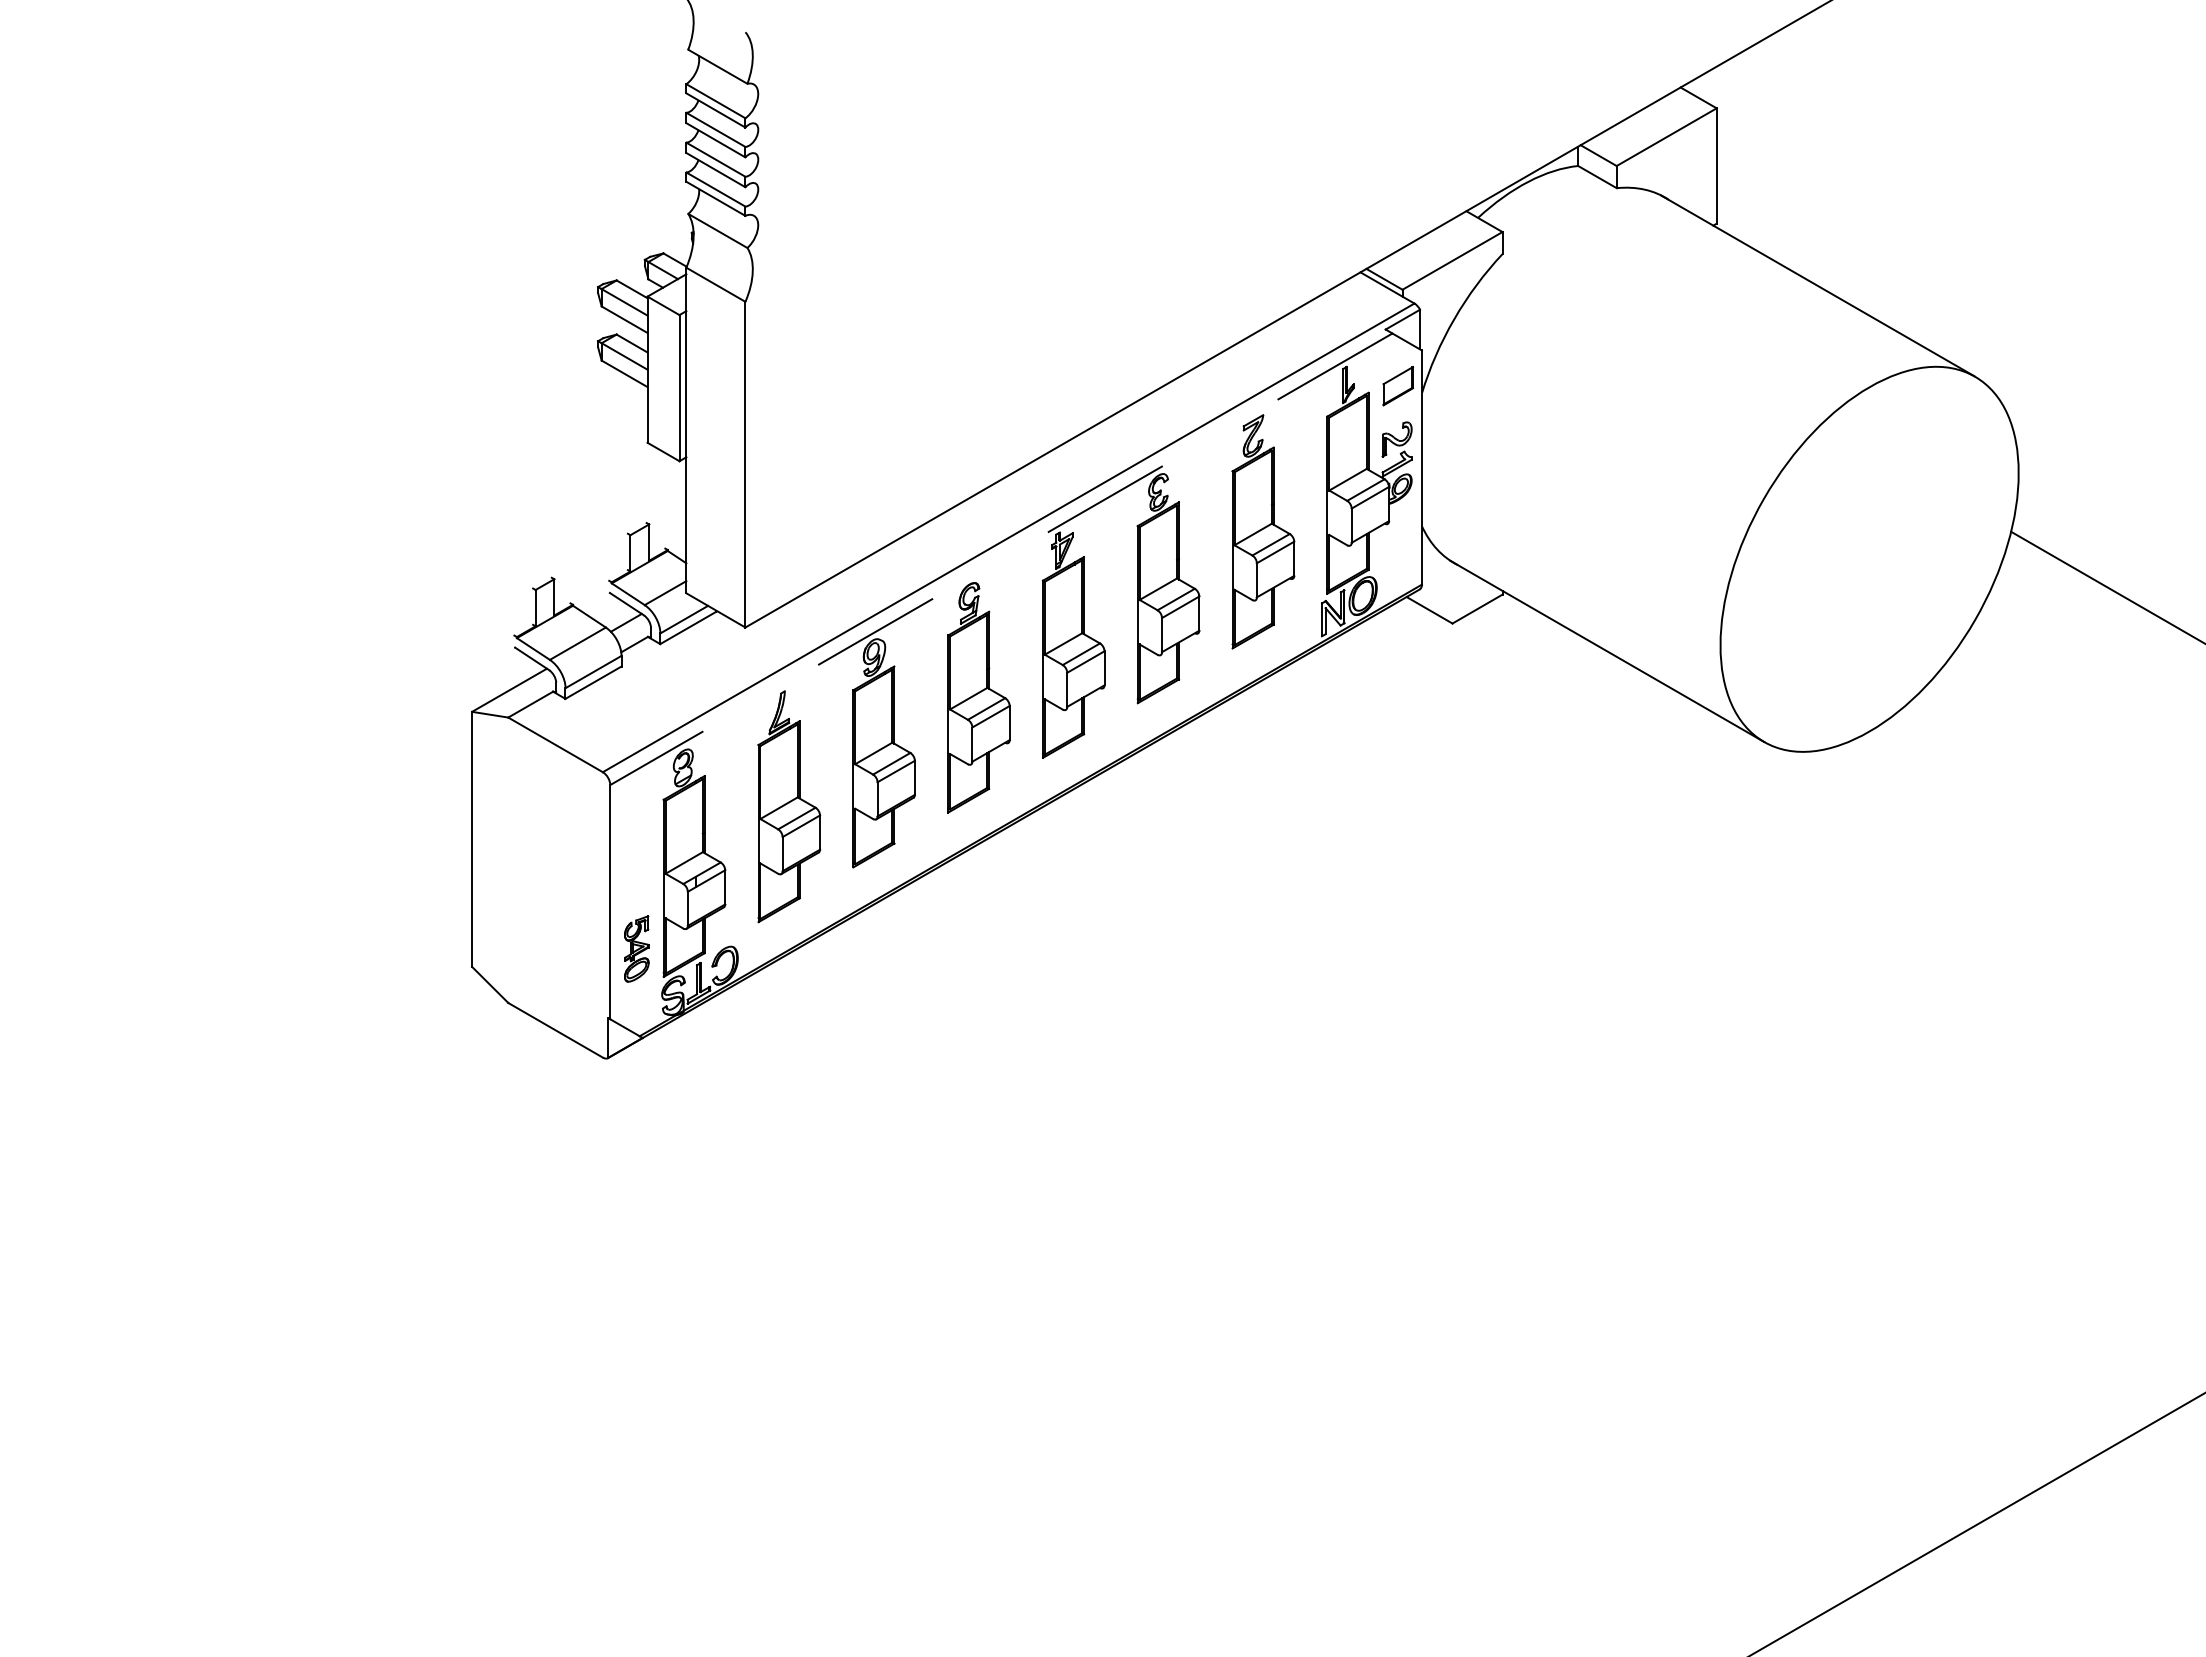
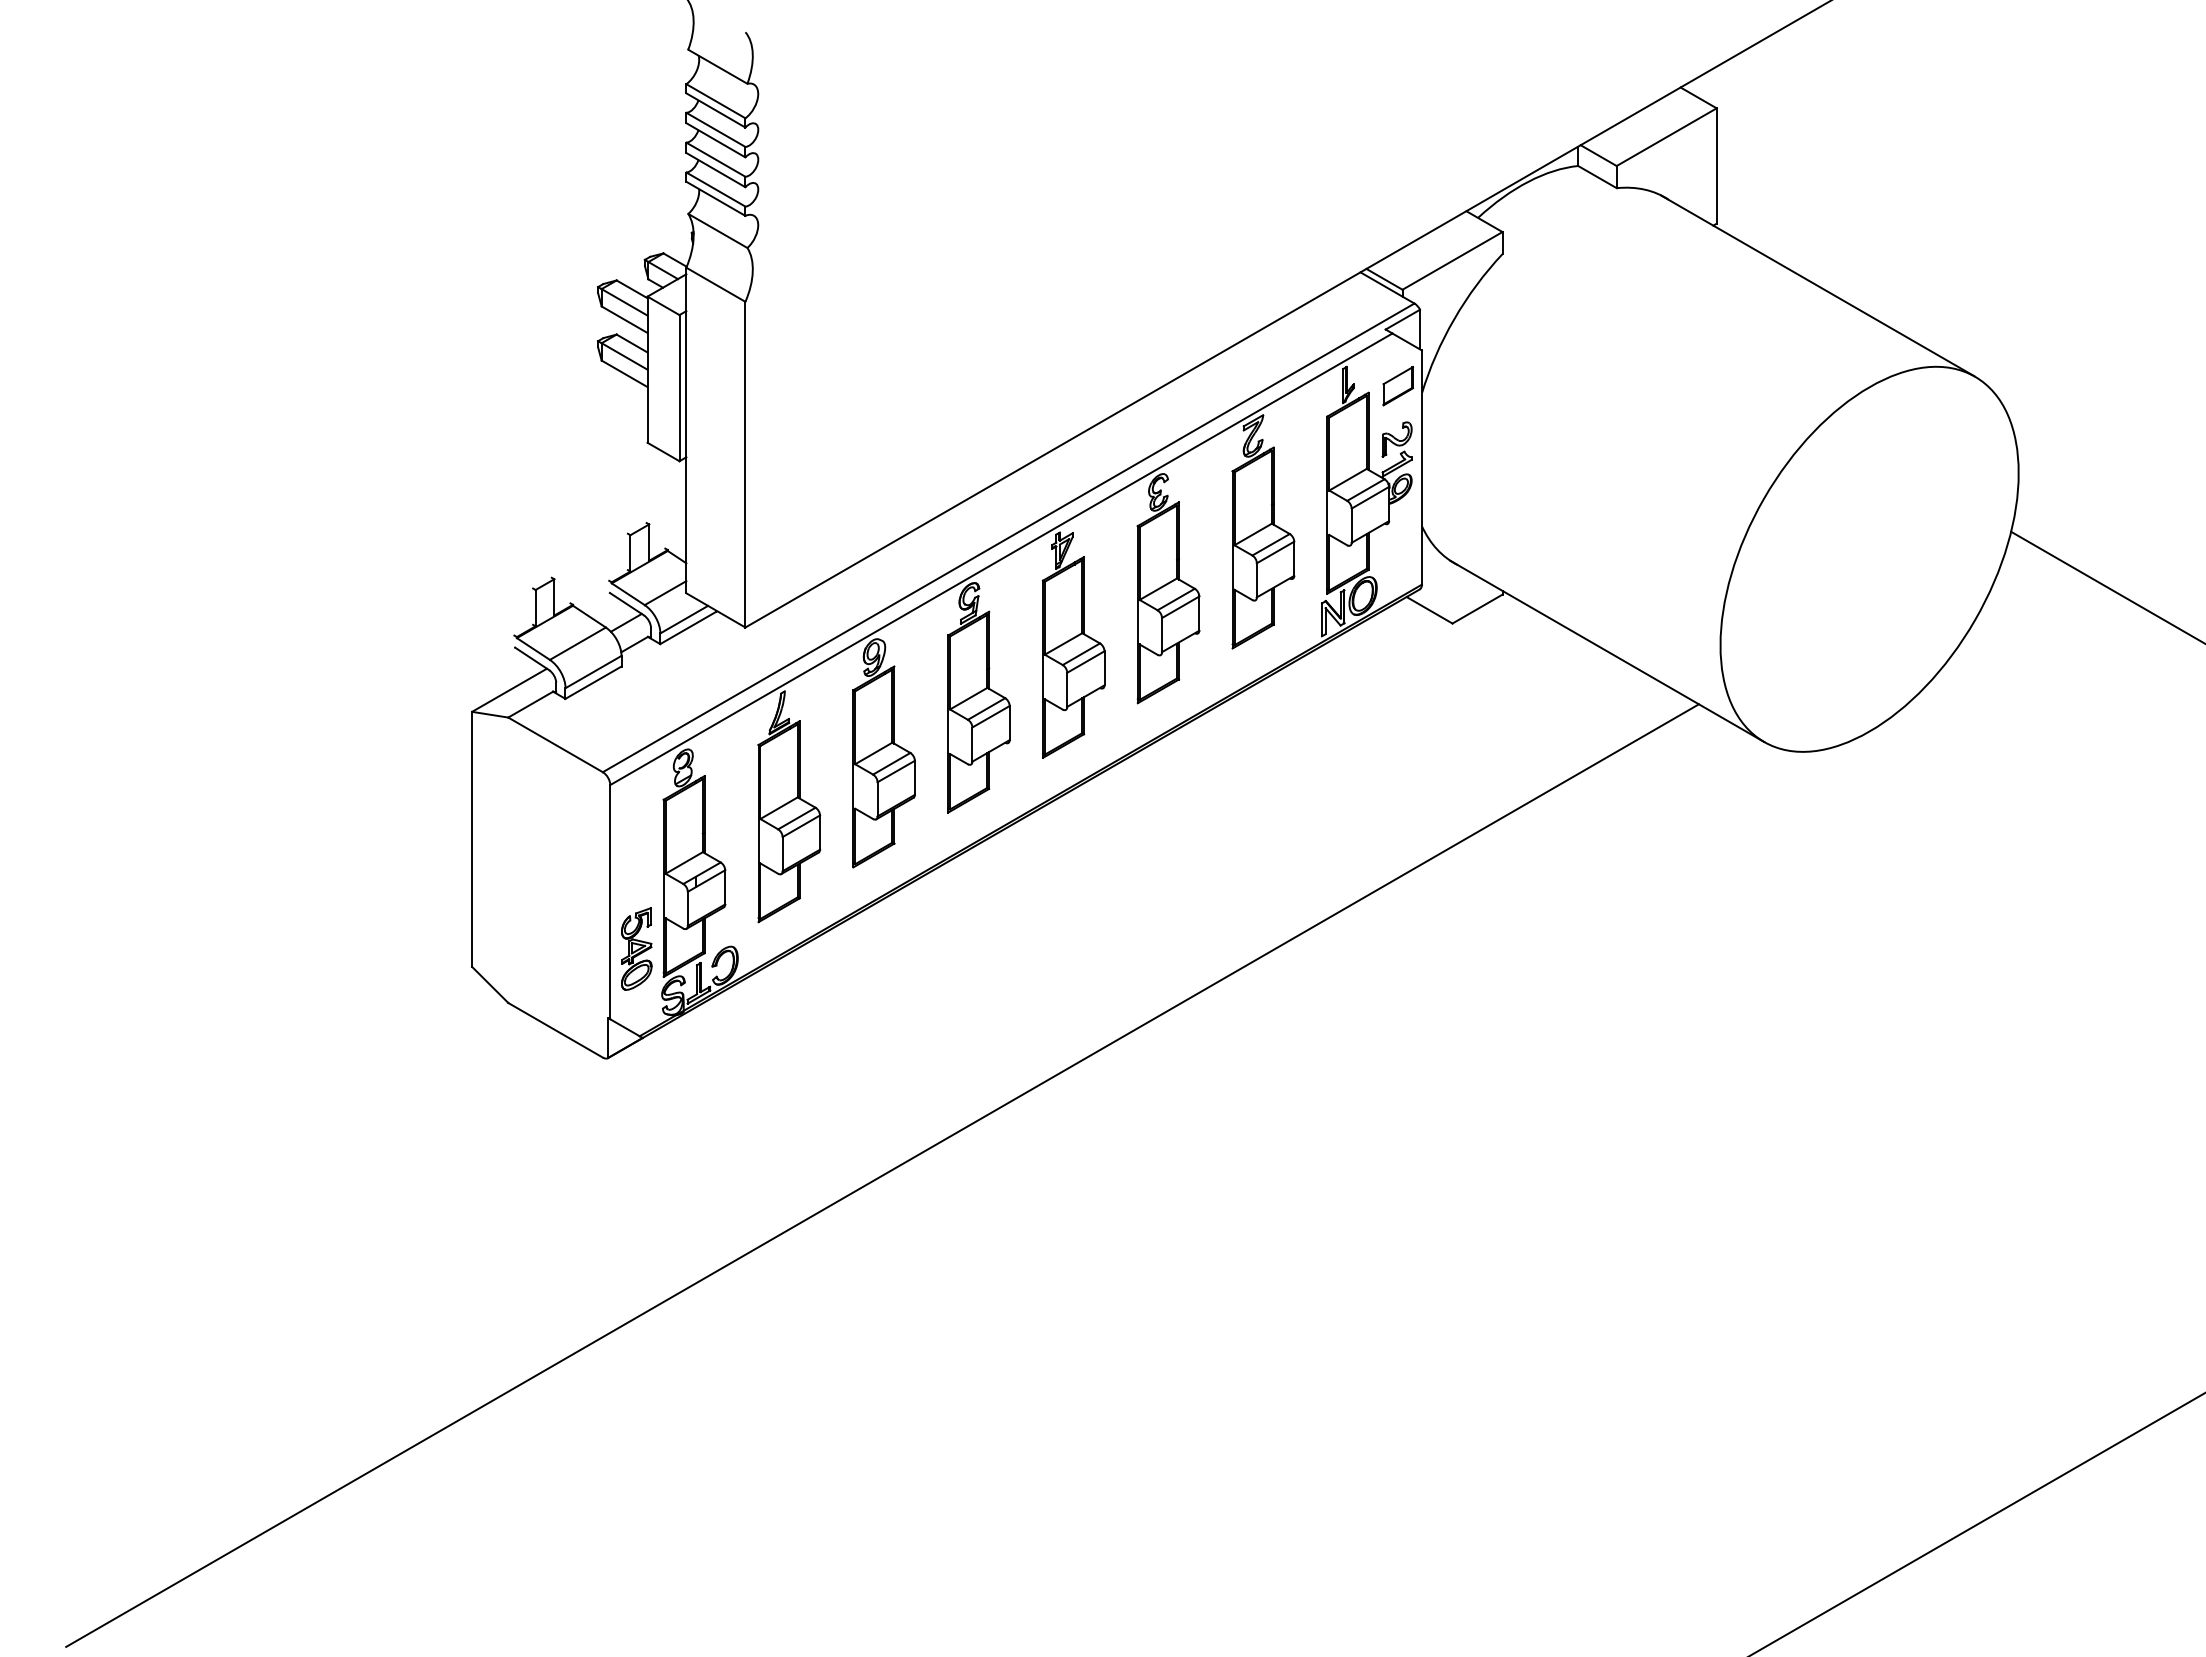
line: dashed -> solid (1001, 559)
part size: 26x68 px -> 32x84 px (636, 948)
line: none -> present (882, 1175)
